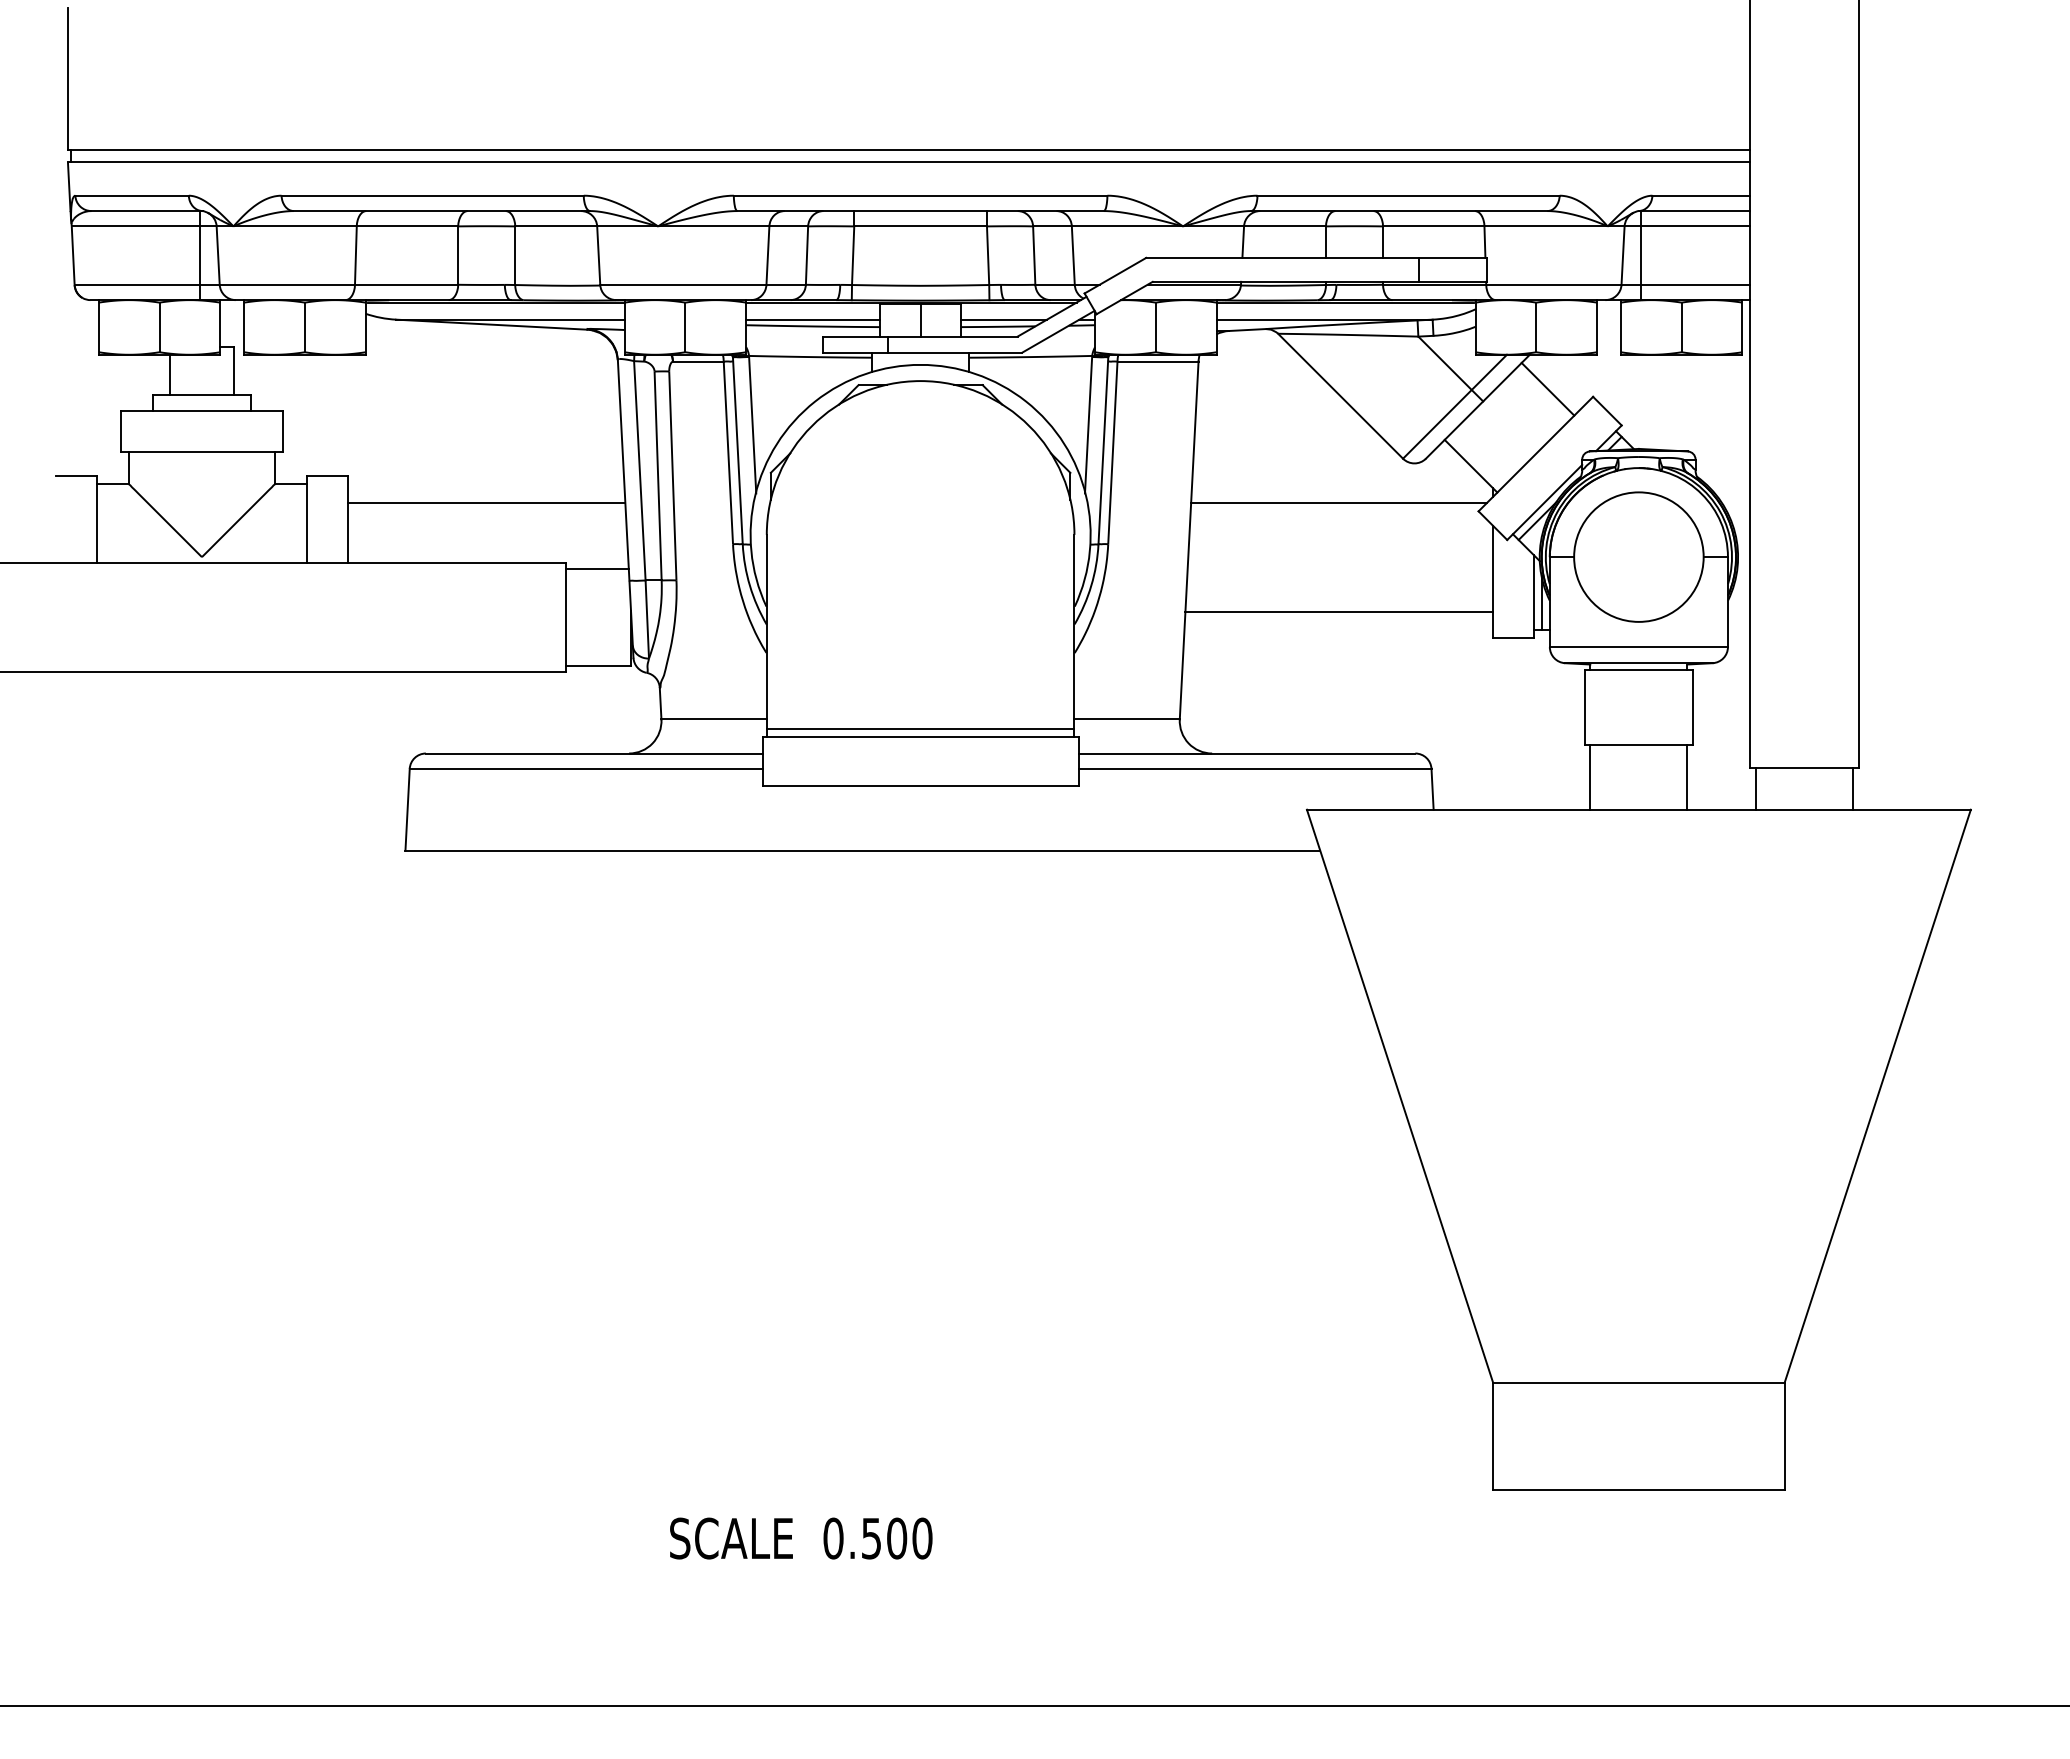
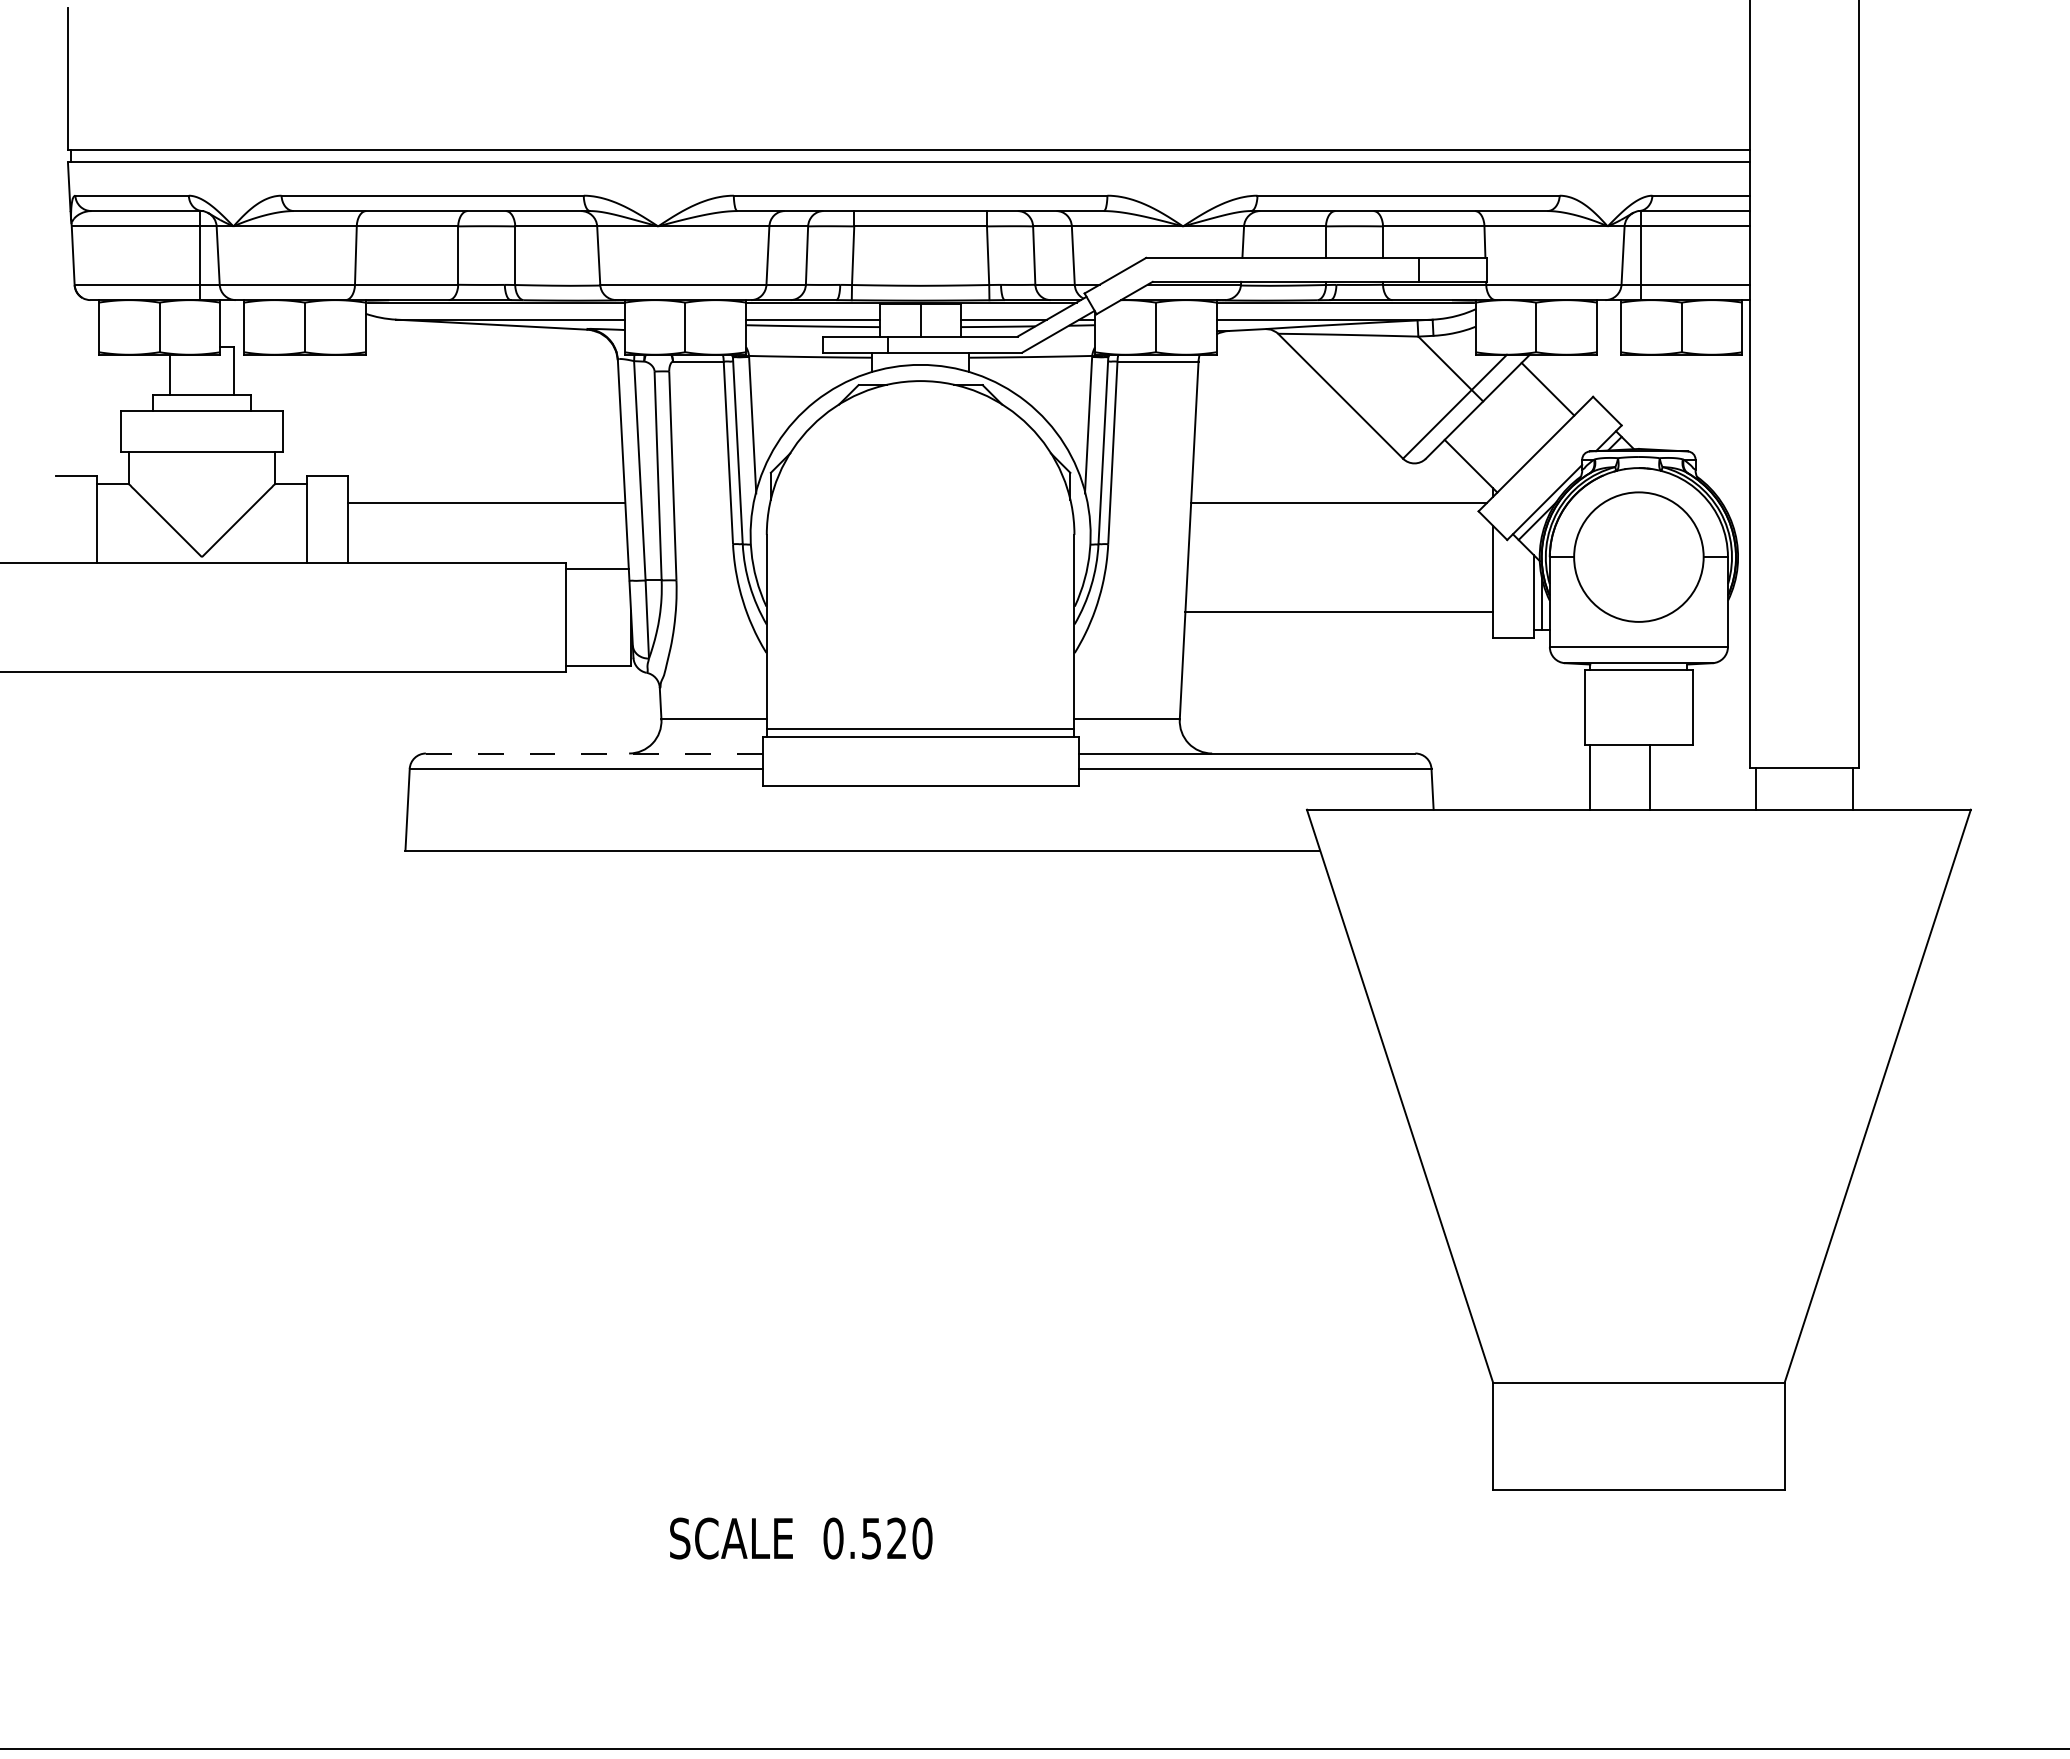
line: solid -> dashed (593, 753)
line position: (1687, 776) -> (1650, 776) (1650, 776)
text: 0.500 -> 0.520 (897, 1538)
line position: (1034, 1706) -> (1034, 1749) (1034, 1749)
